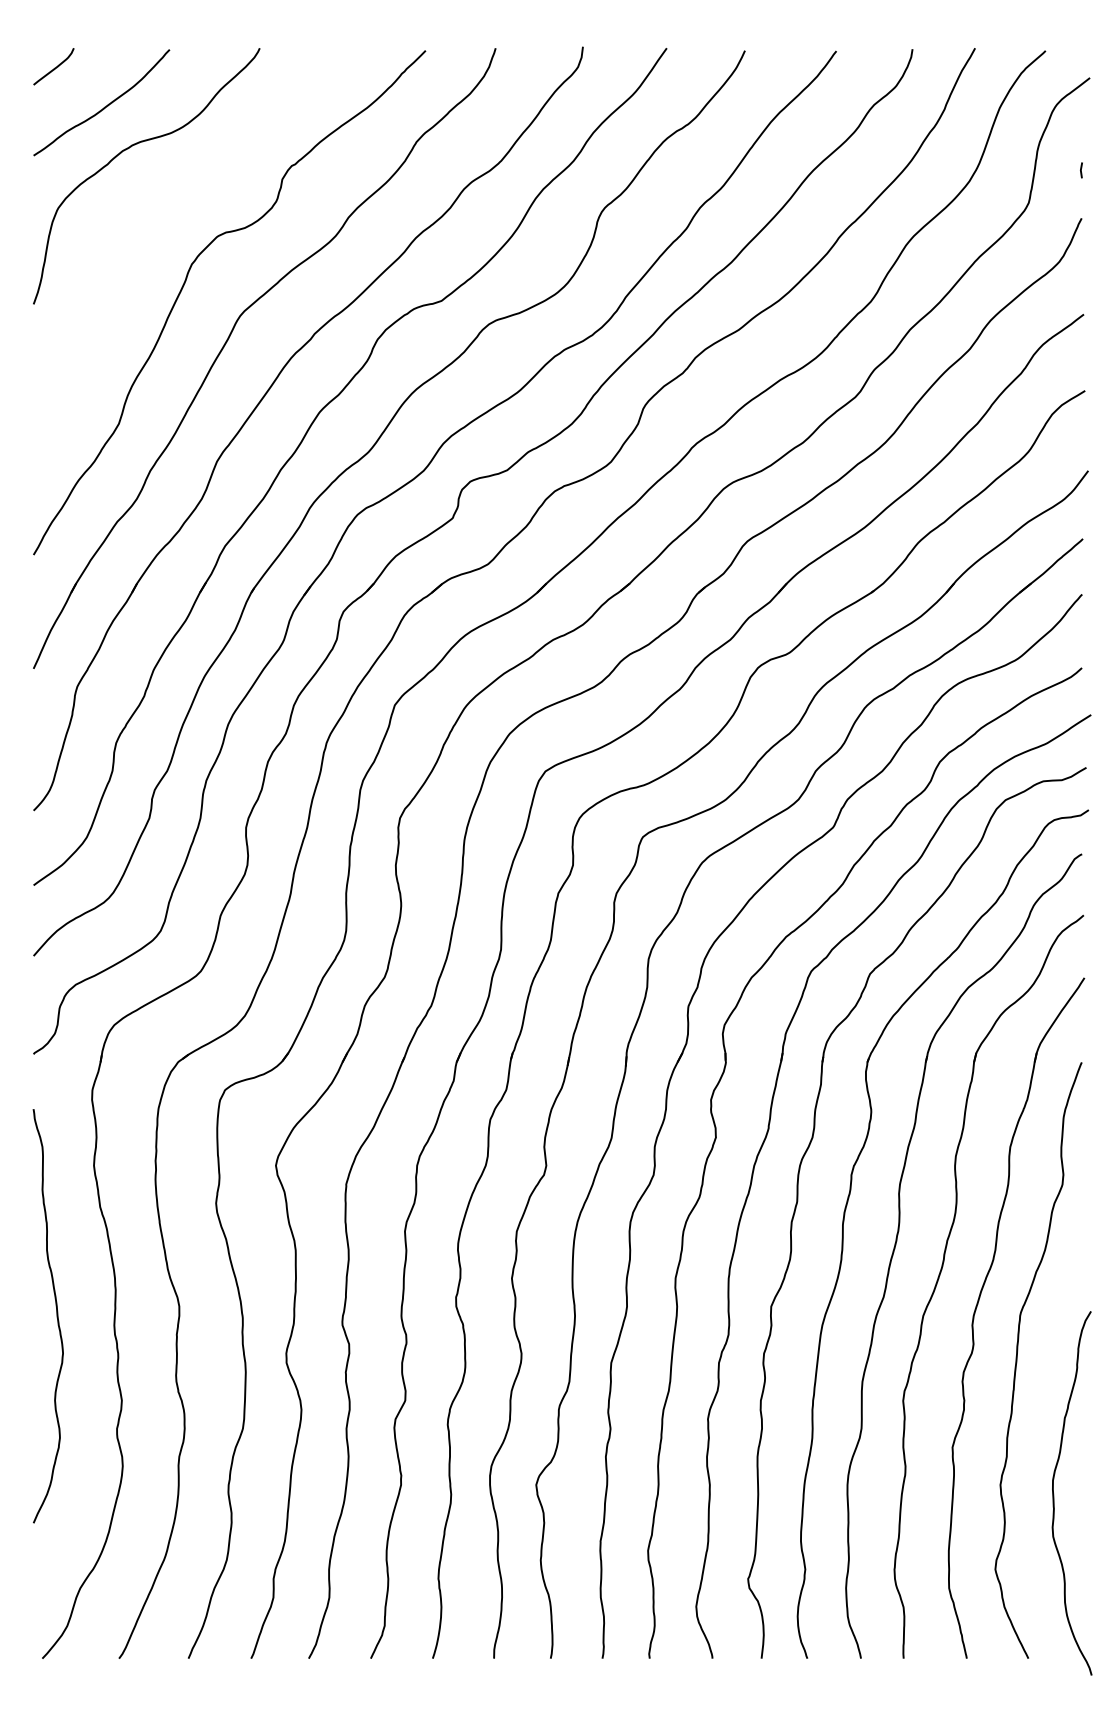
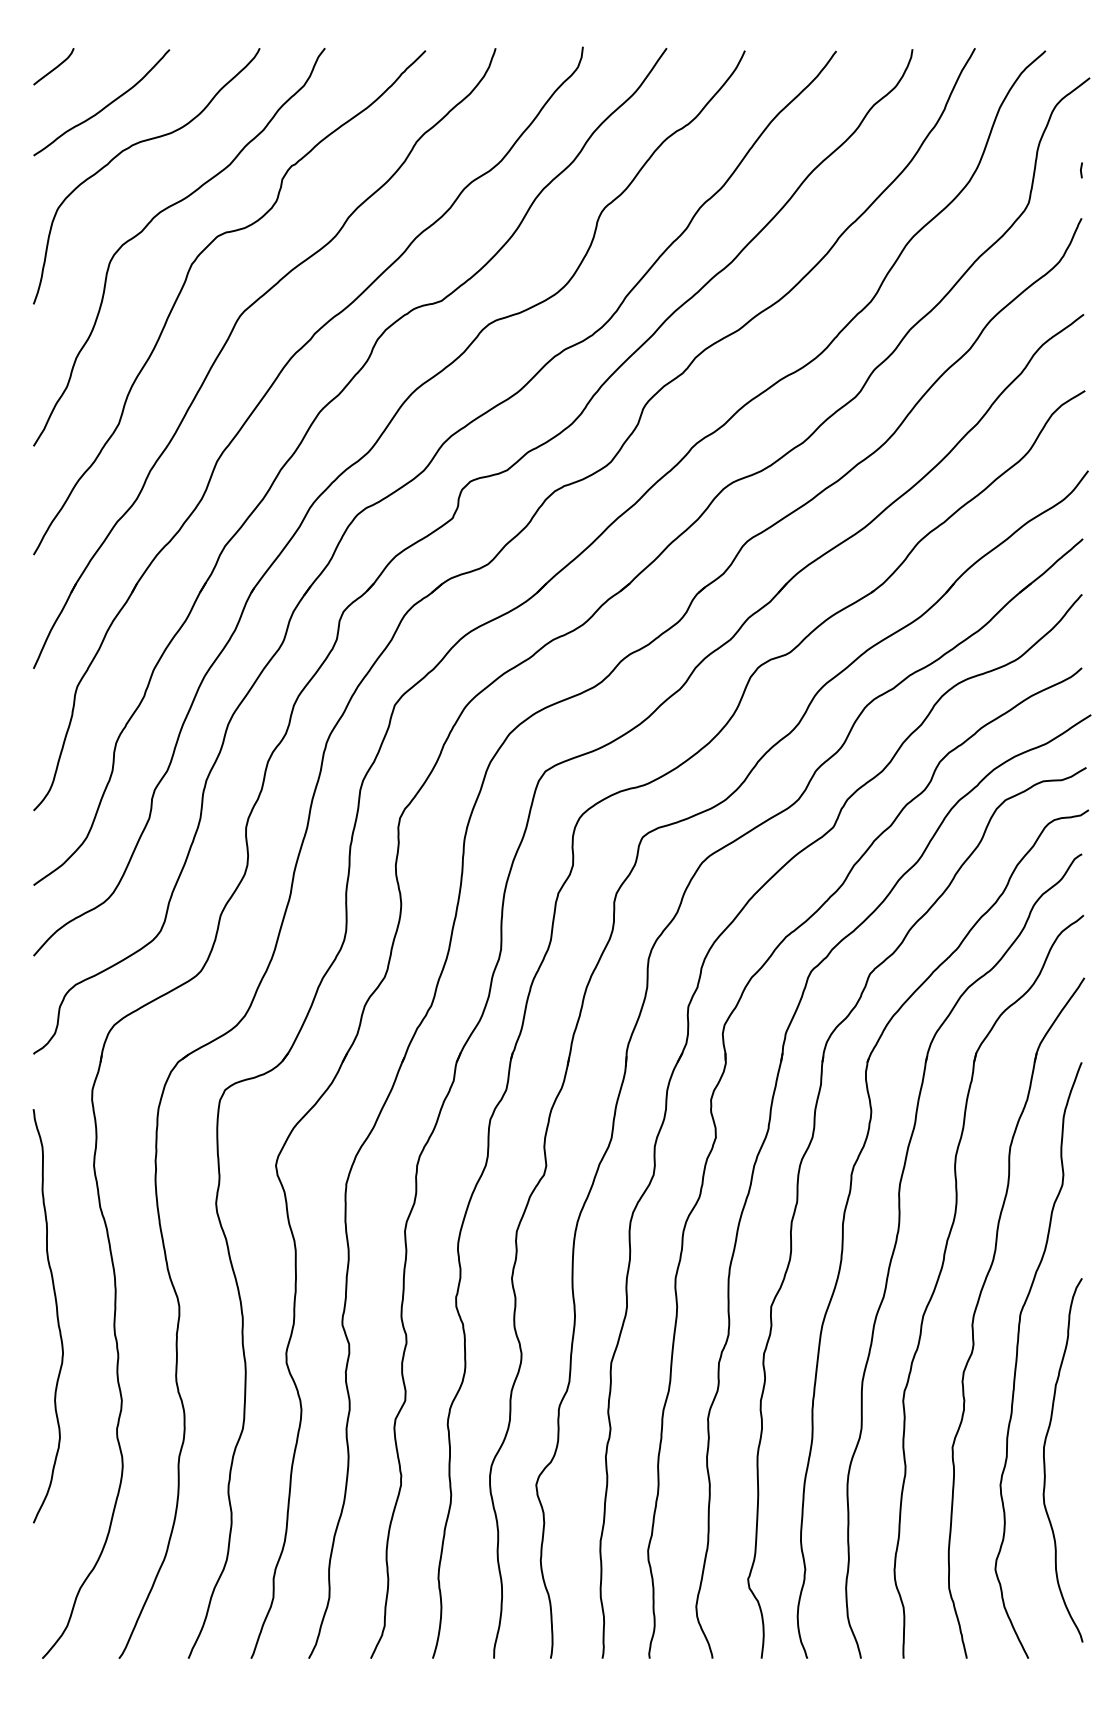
curve: none -> present (150, 223)
curve position: (1054, 1494) -> (1045, 1461) (1045, 1461)
